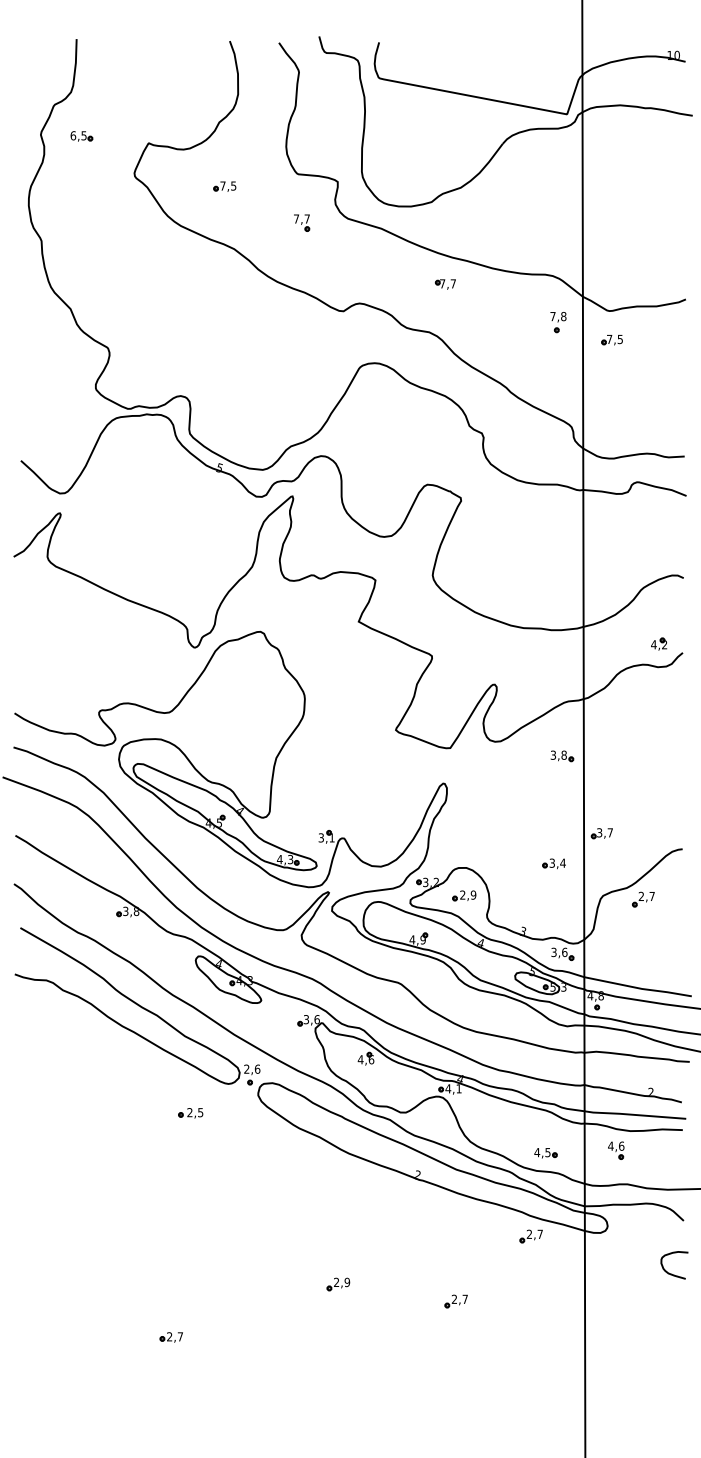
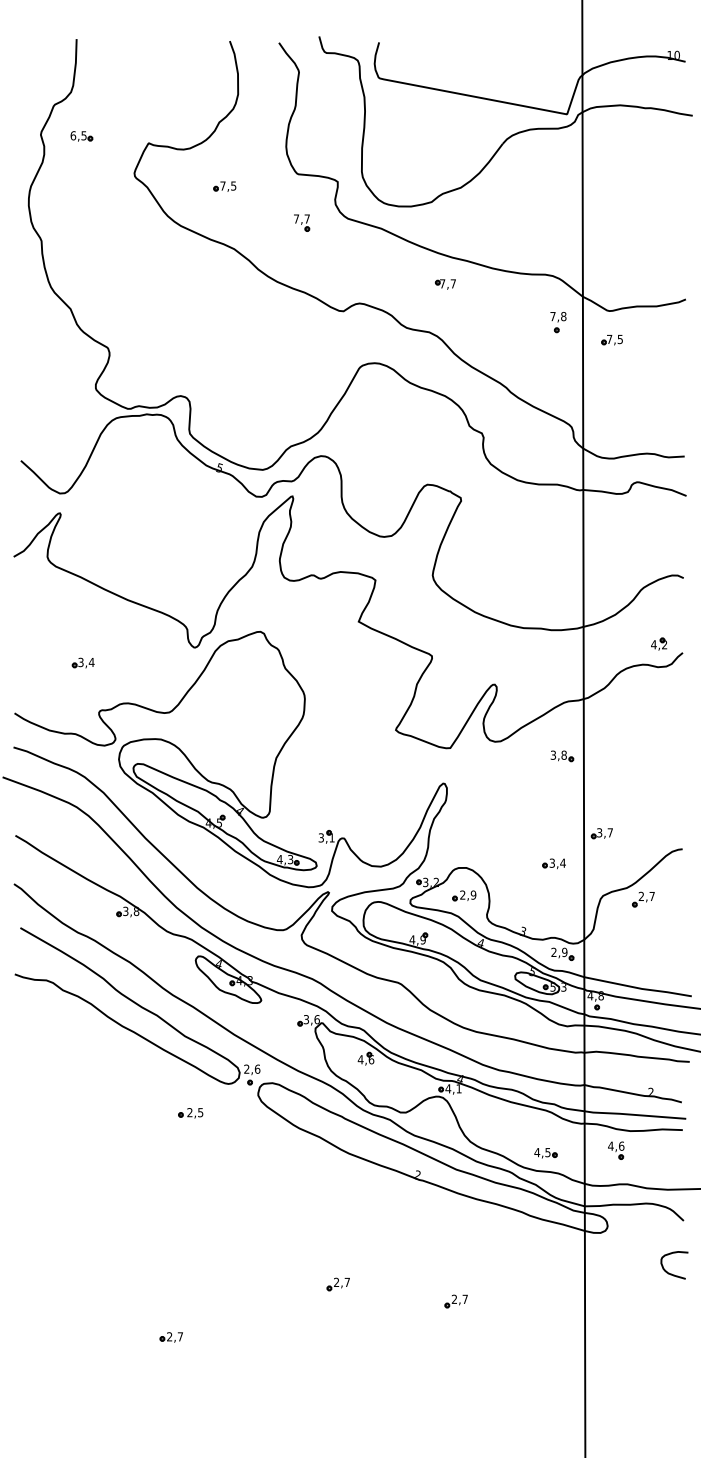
part: none -> present (82, 662)
text: 3,6 -> 2,9 (559, 952)
part: present -> none (530, 1236)
text: 2,9 -> 2,7 (347, 1282)
